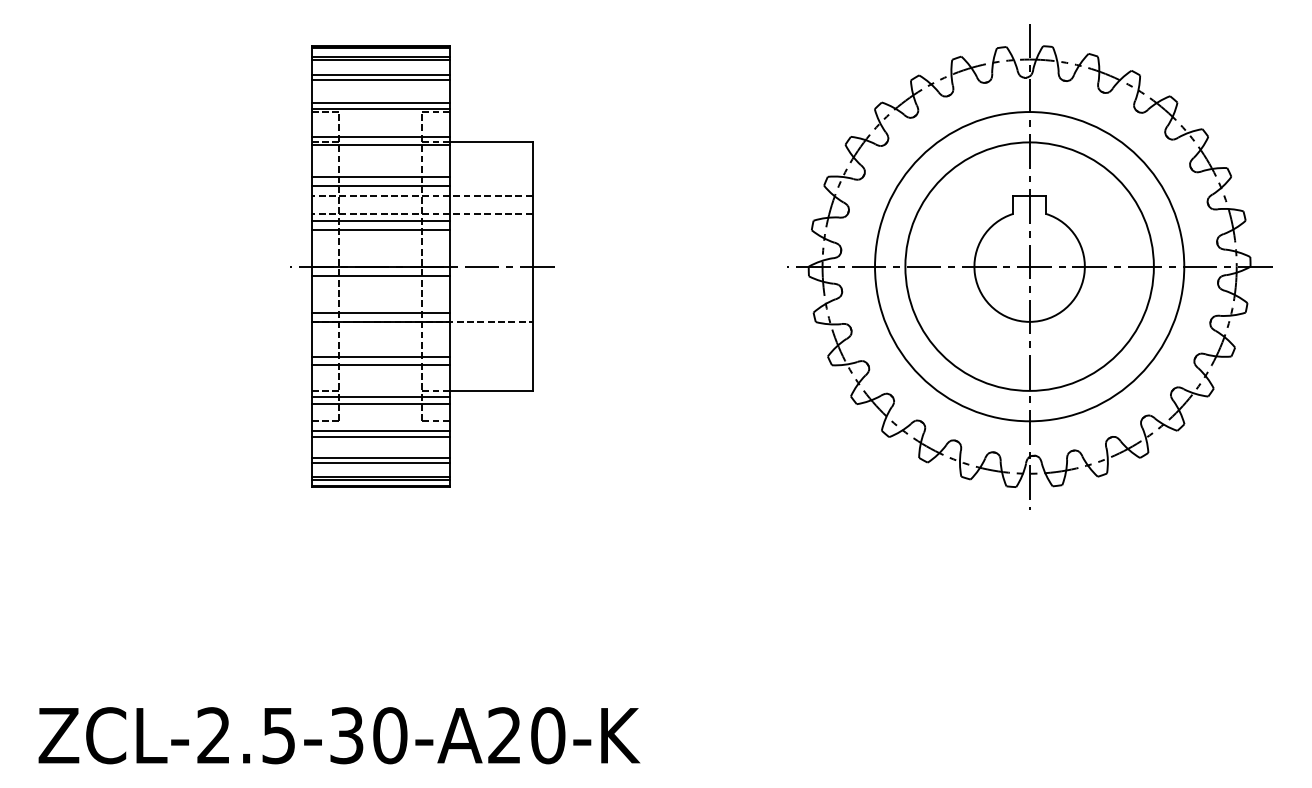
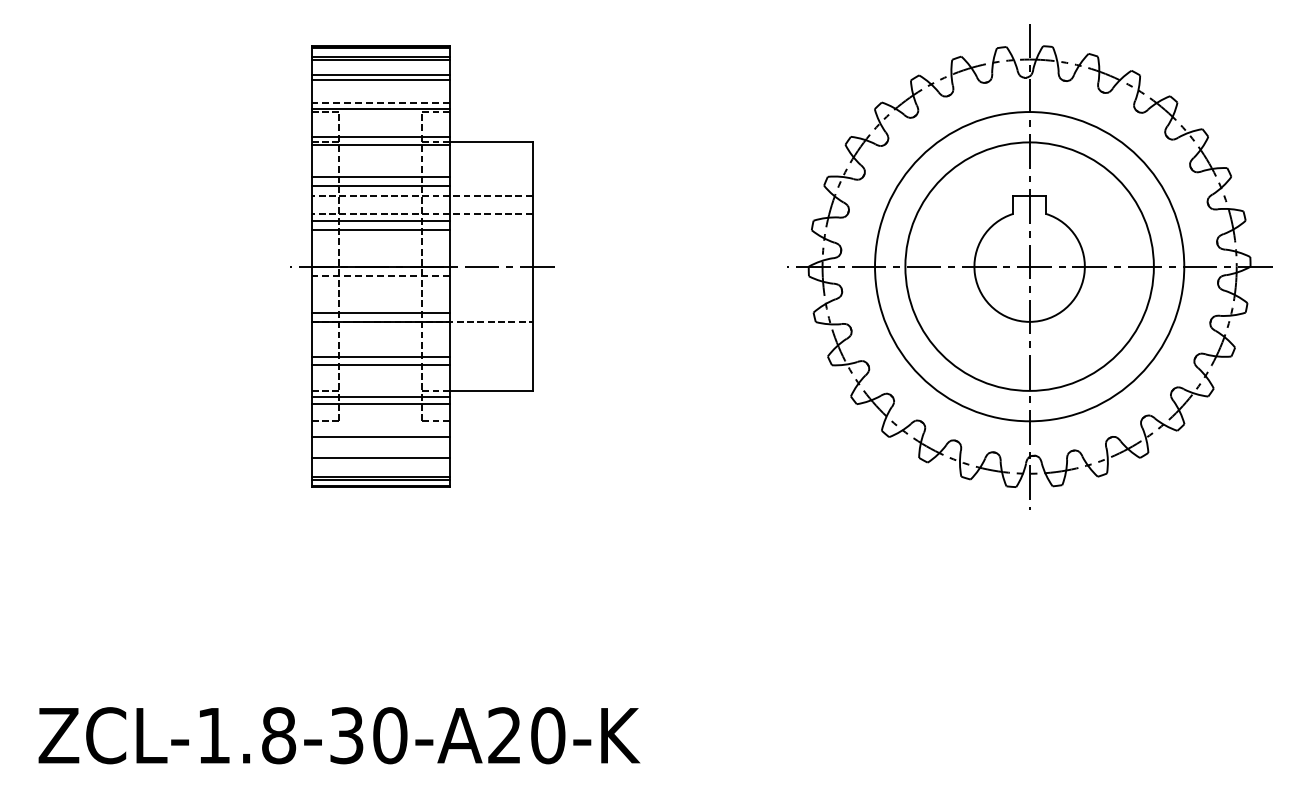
line: solid -> dashed (380, 102)
line: solid -> dashed (380, 276)
line: present -> none (380, 430)
line: present -> none (380, 462)
text: ZCL-2.5-30-A20-K -> ZCL-1.8-30-A20-K (246, 735)
